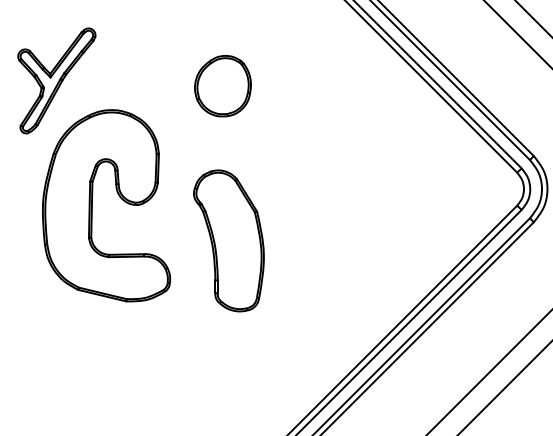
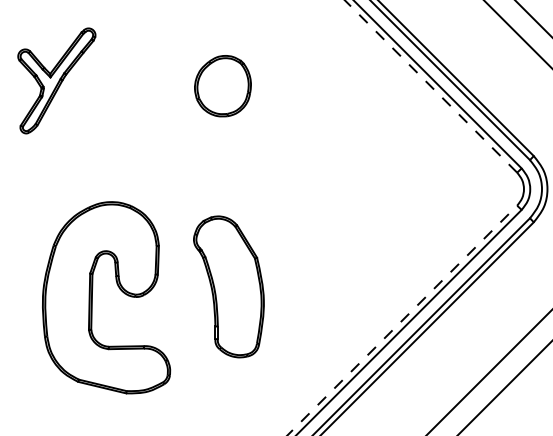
line: solid -> dashed (430, 86)
part position: (92, 205) -> (92, 297) (92, 297)
part position: (228, 240) -> (228, 286) (228, 286)
line: solid -> dashed (402, 320)
